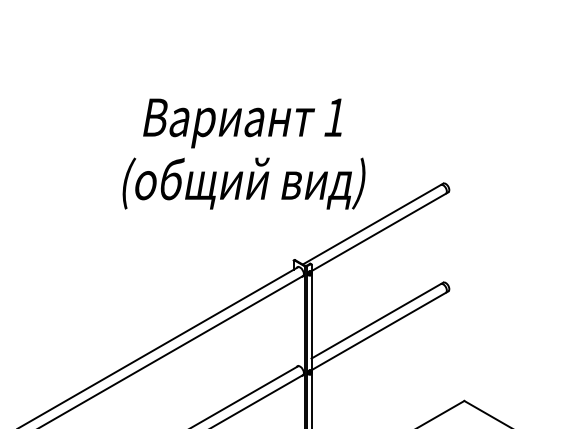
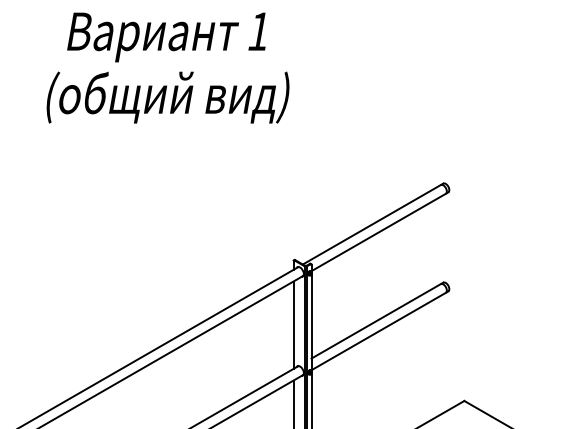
text position: (243, 153) -> (167, 67) (167, 67)
line: none -> present (293, 324)
line: none -> present (293, 402)
